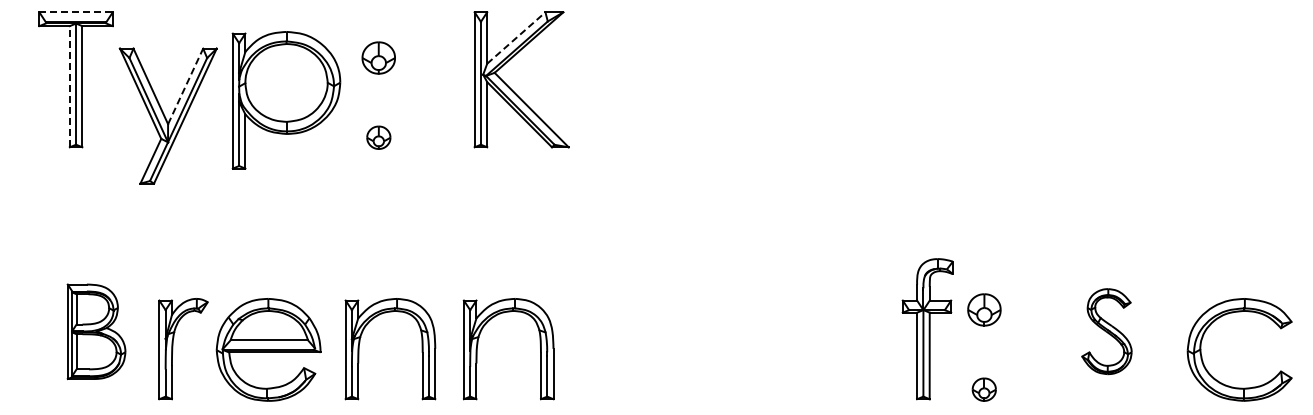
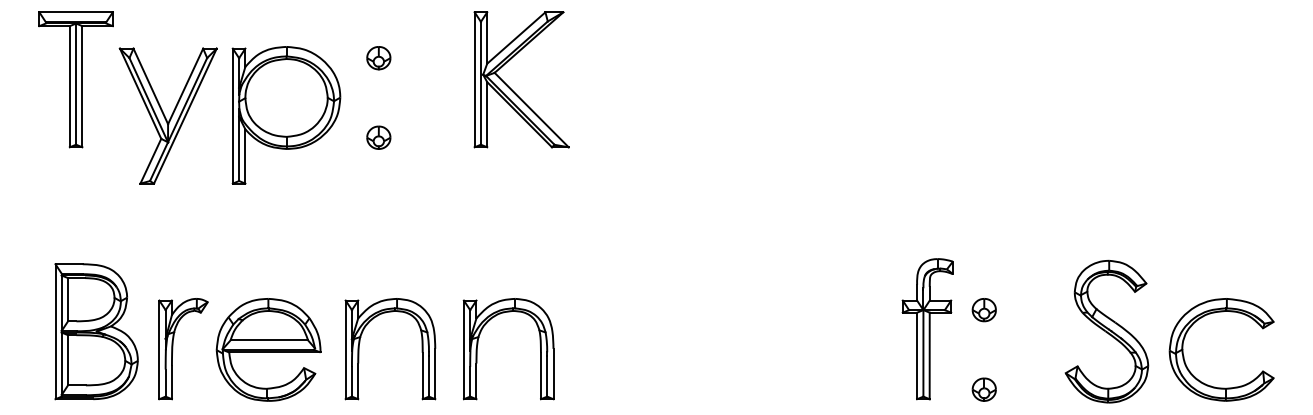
line: dashed -> solid (76, 12)
line: dashed -> solid (516, 38)
part size: 35x34 px -> 26x25 px (378, 58)
line: dashed -> solid (69, 86)
line: dashed -> solid (185, 86)
part position: (286, 100) -> (286, 115) (286, 115)
part size: 35x34 px -> 26x25 px (983, 310)
part position: (1232, 313) -> (1214, 313) (1214, 313)
part size: 61x98 px -> 85x138 px (96, 331)
part size: 52x88 px -> 86x145 px (1106, 331)
